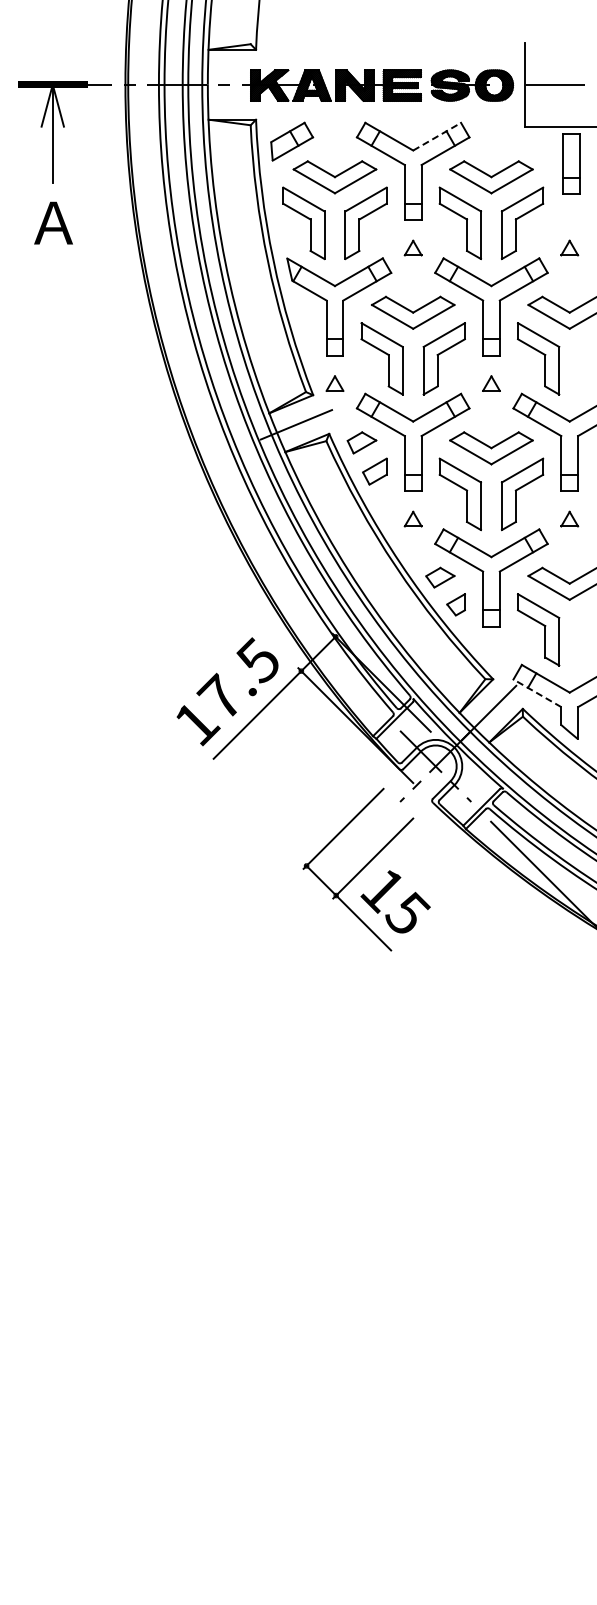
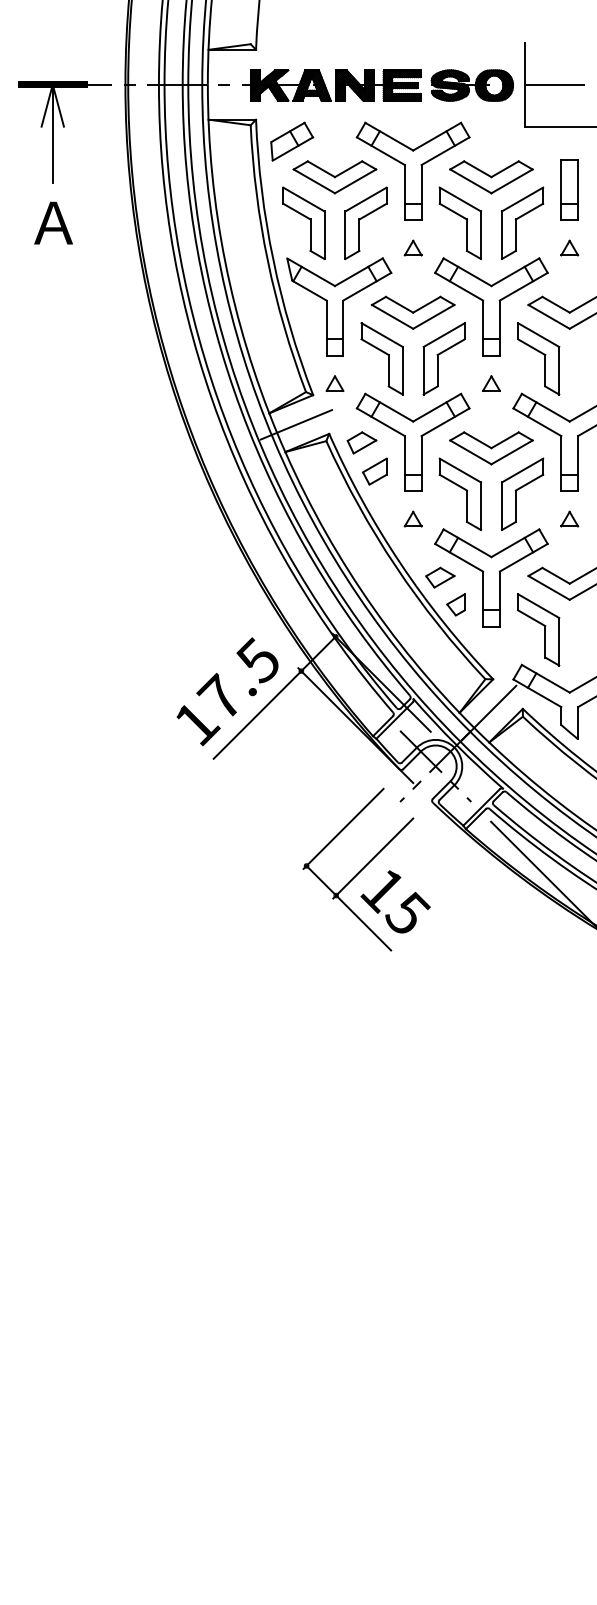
line: dashed -> solid (437, 136)
part position: (571, 163) -> (569, 189) (569, 189)
line: dashed -> solid (537, 693)
